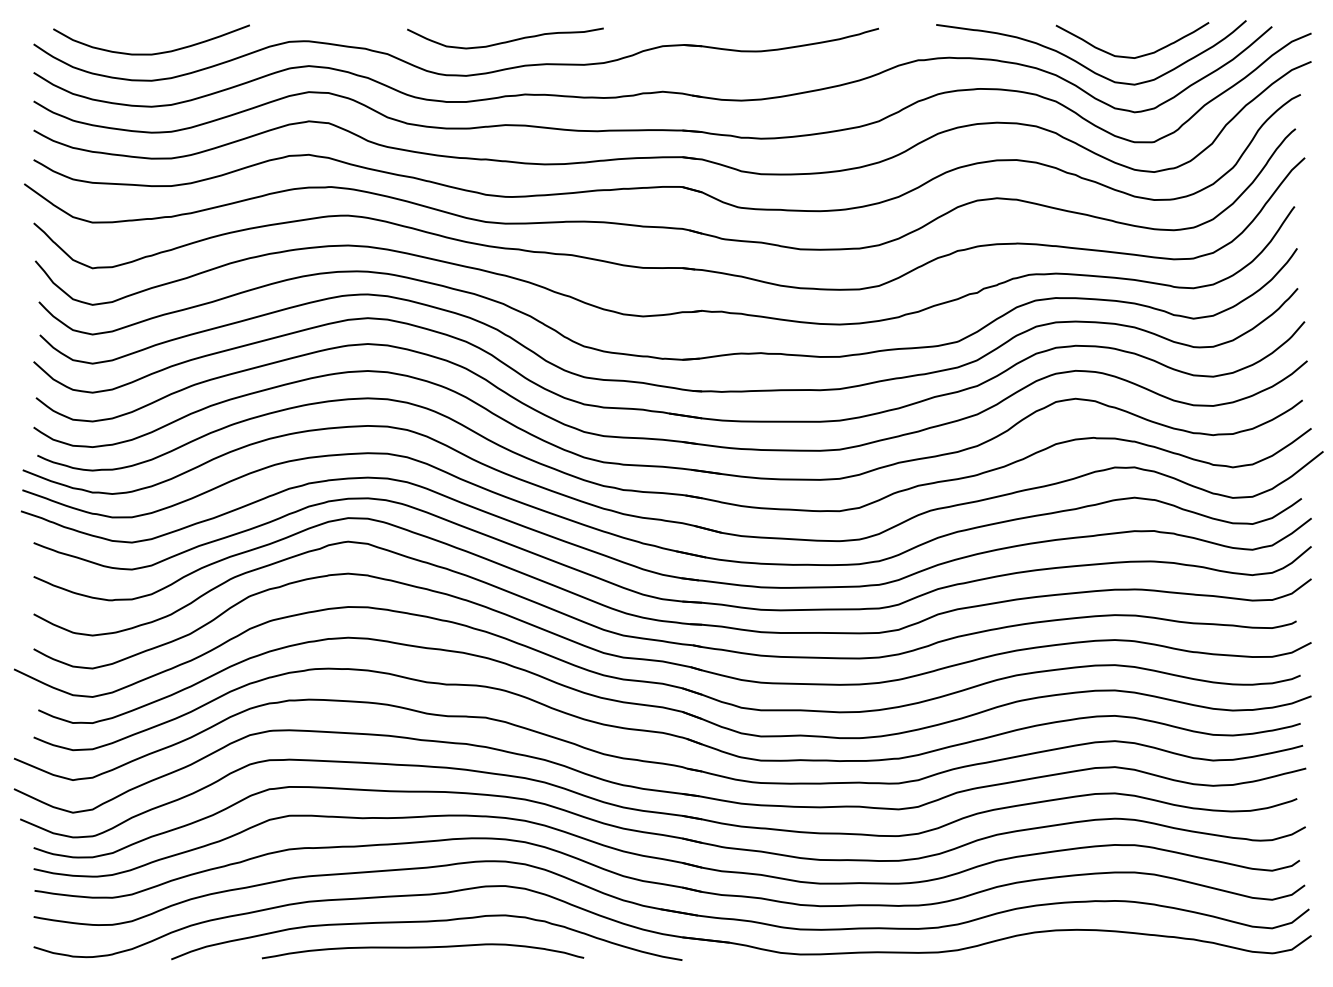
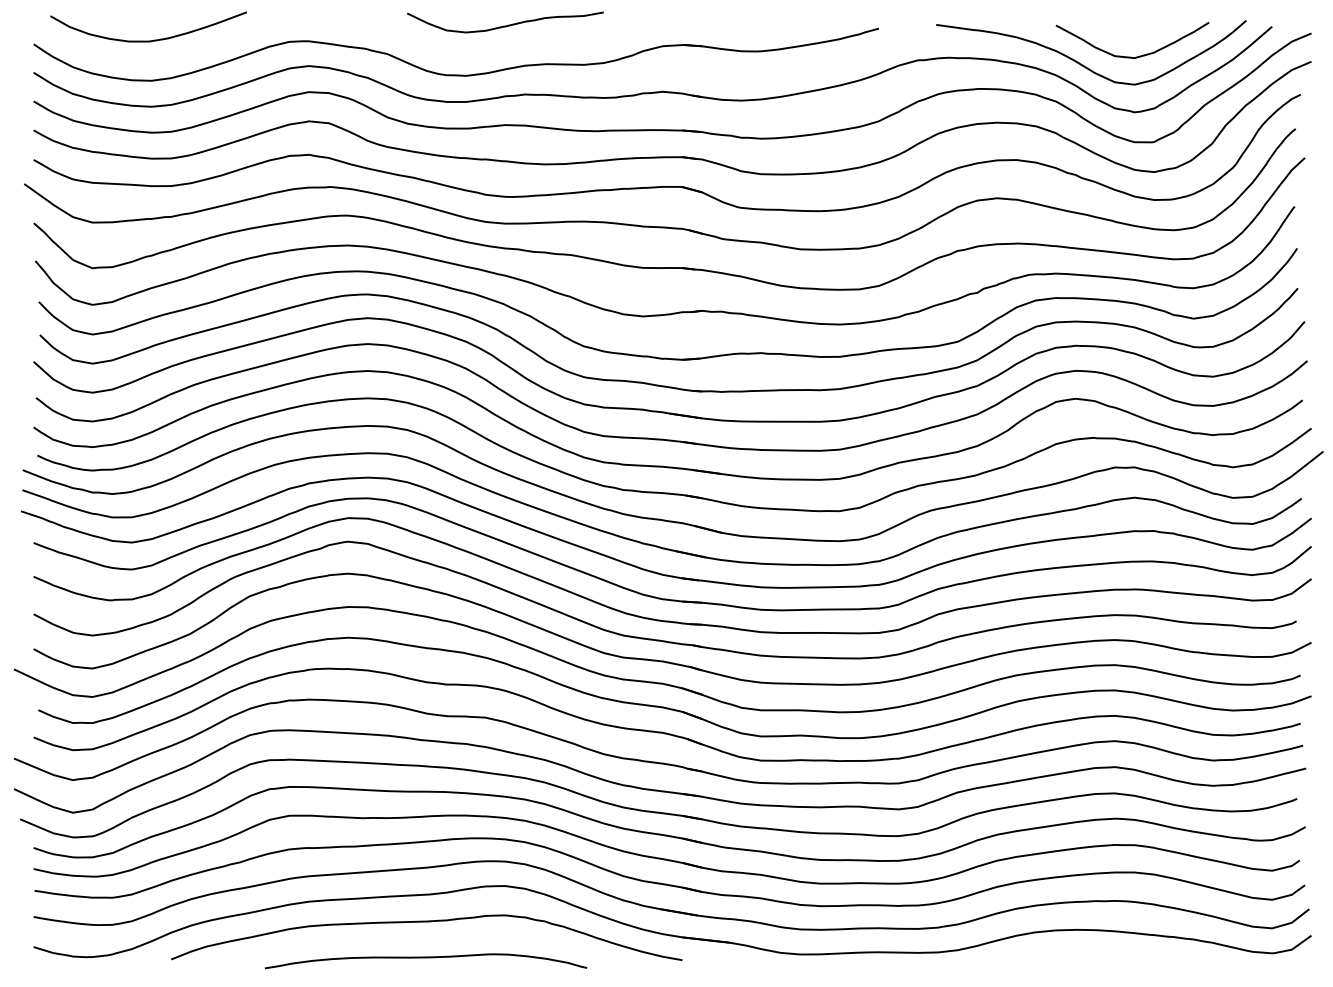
curve position: (505, 41) -> (505, 25) (505, 25)
curve position: (151, 53) -> (148, 40) (148, 40)
curve position: (422, 948) -> (425, 958) (425, 958)
